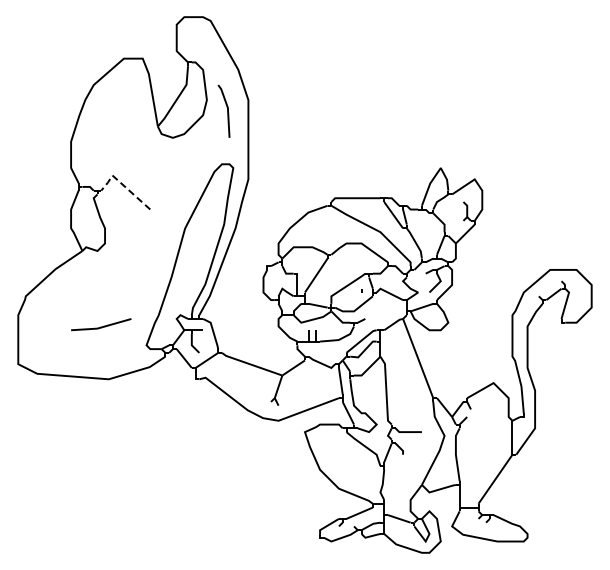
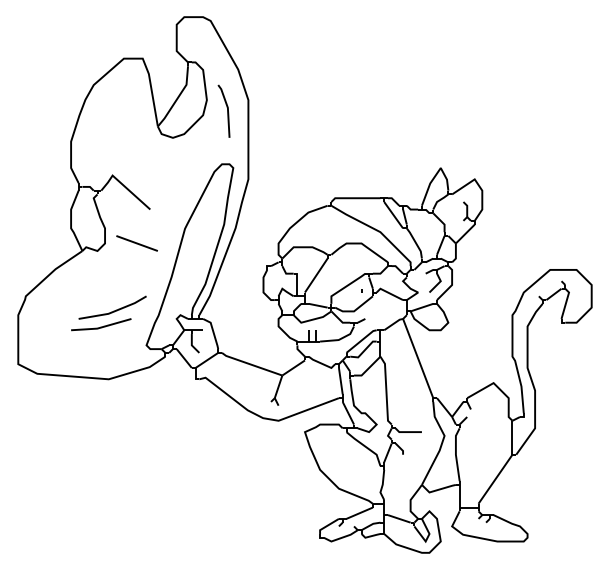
line: dashed -> solid (122, 184)
line: none -> present (136, 243)
line: none -> present (113, 310)
